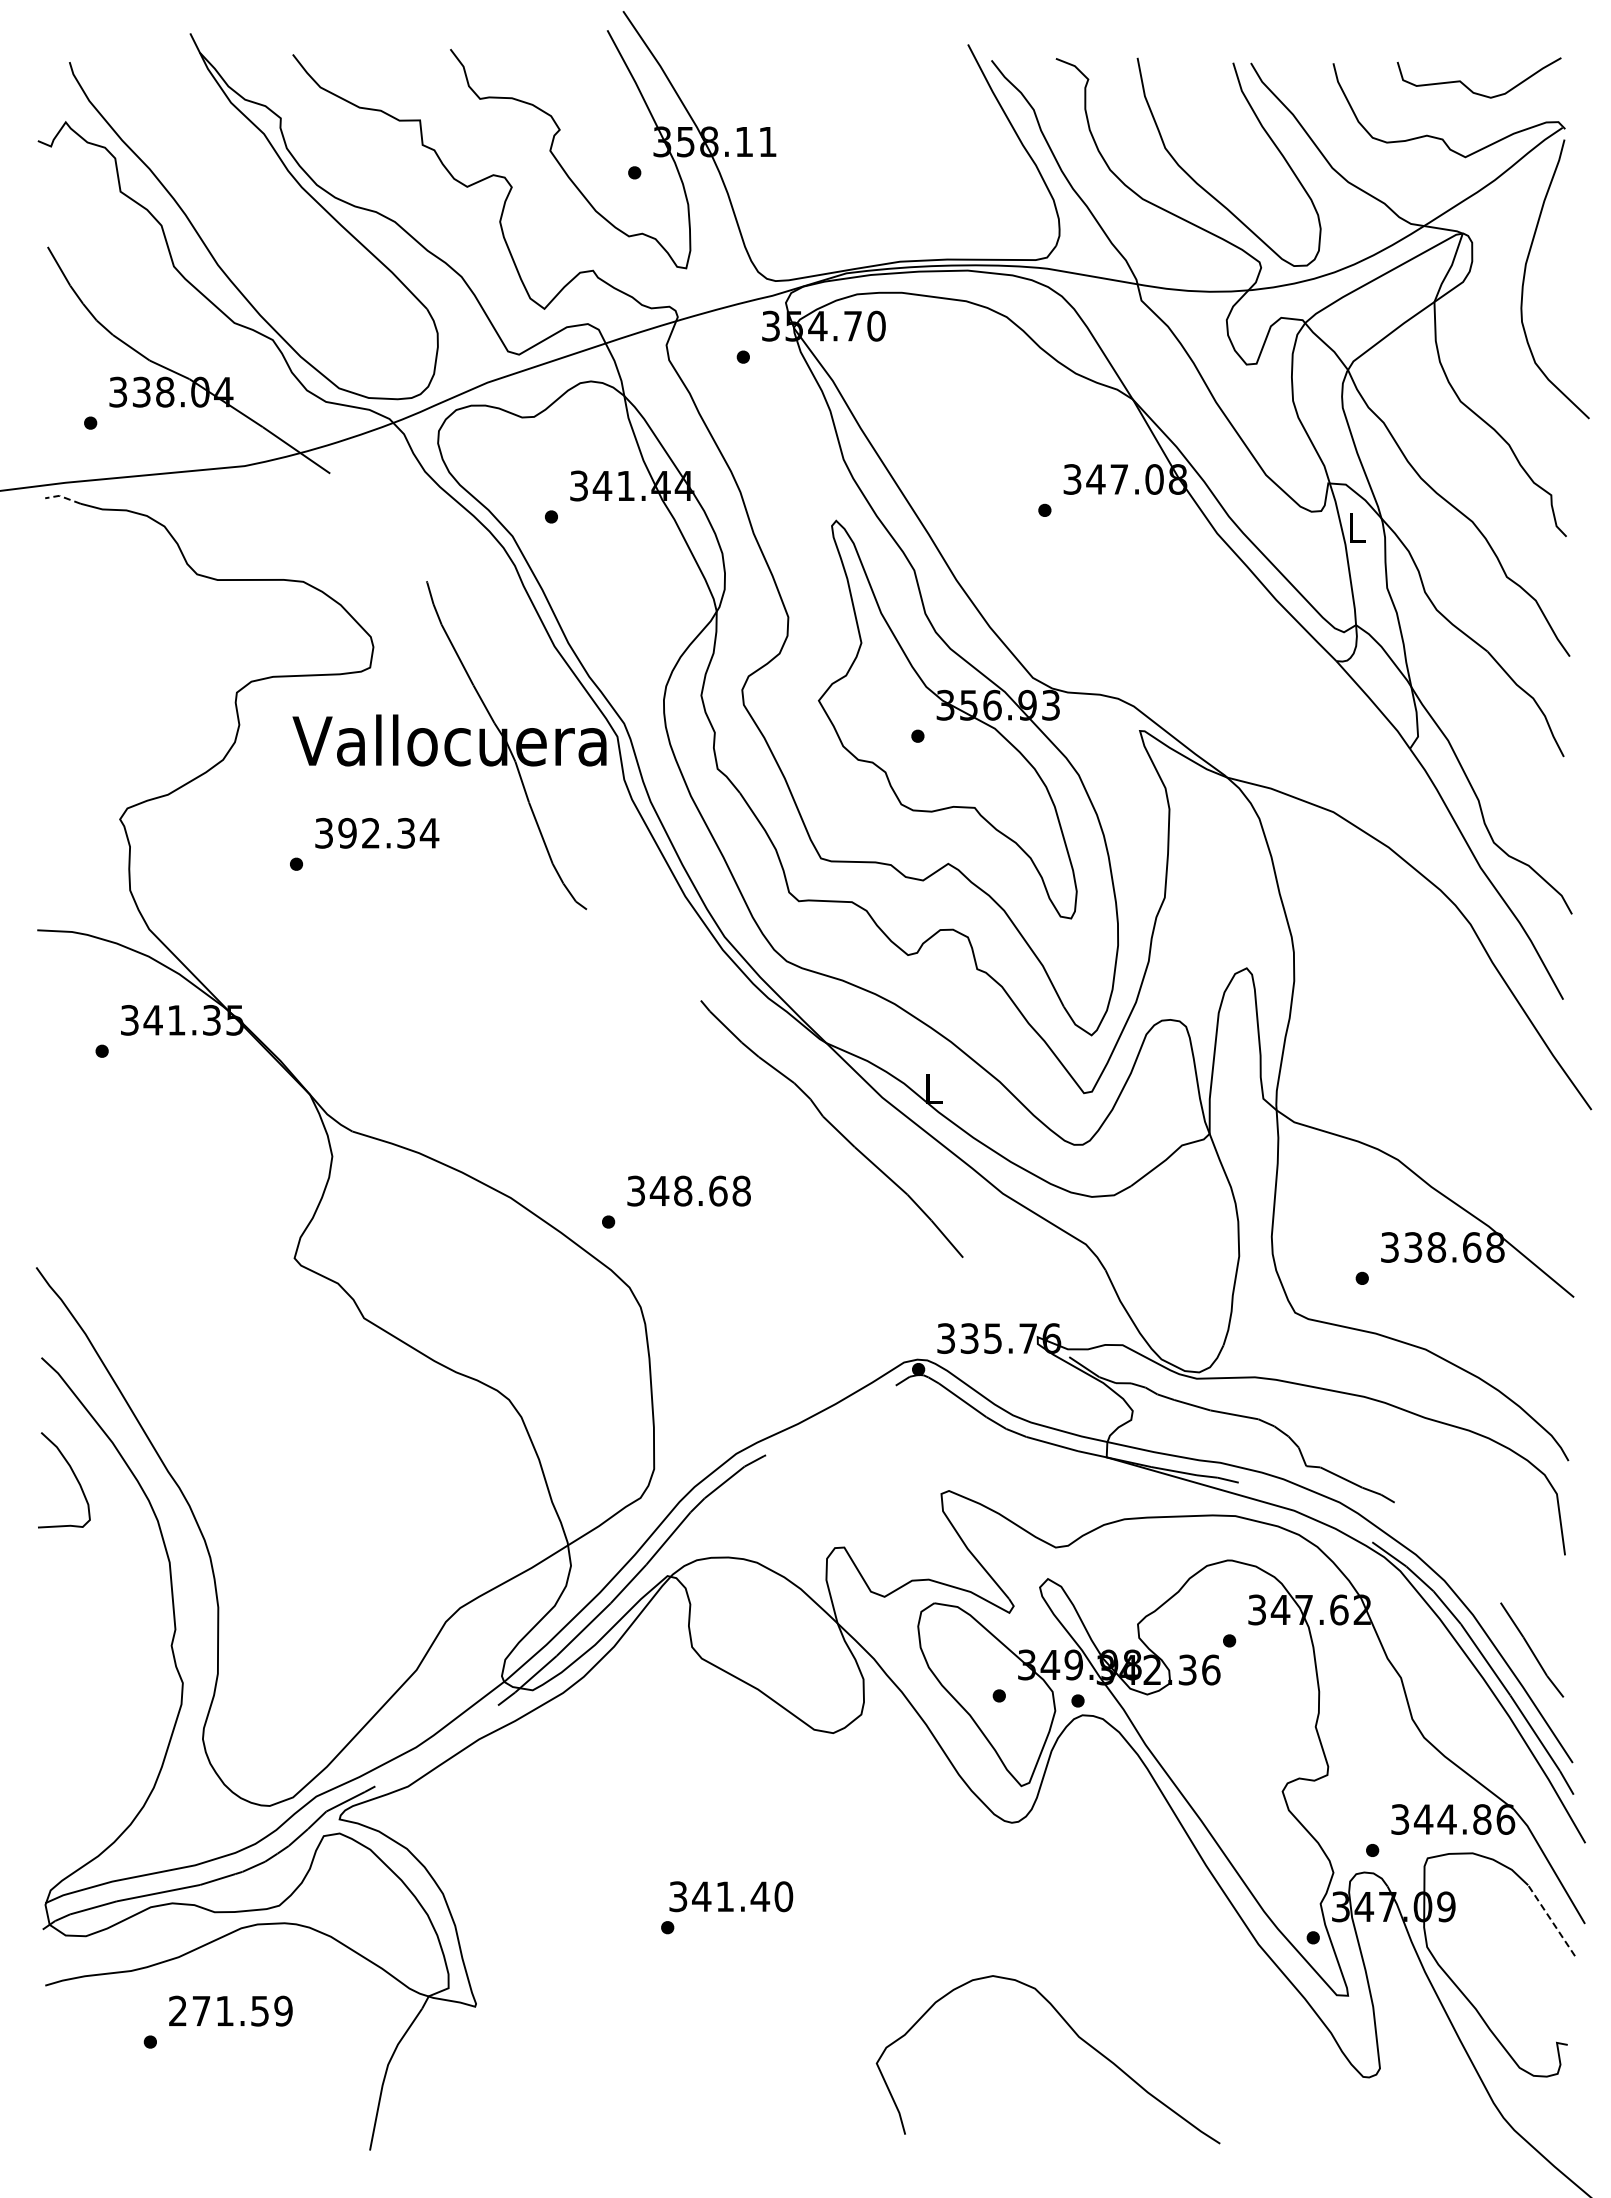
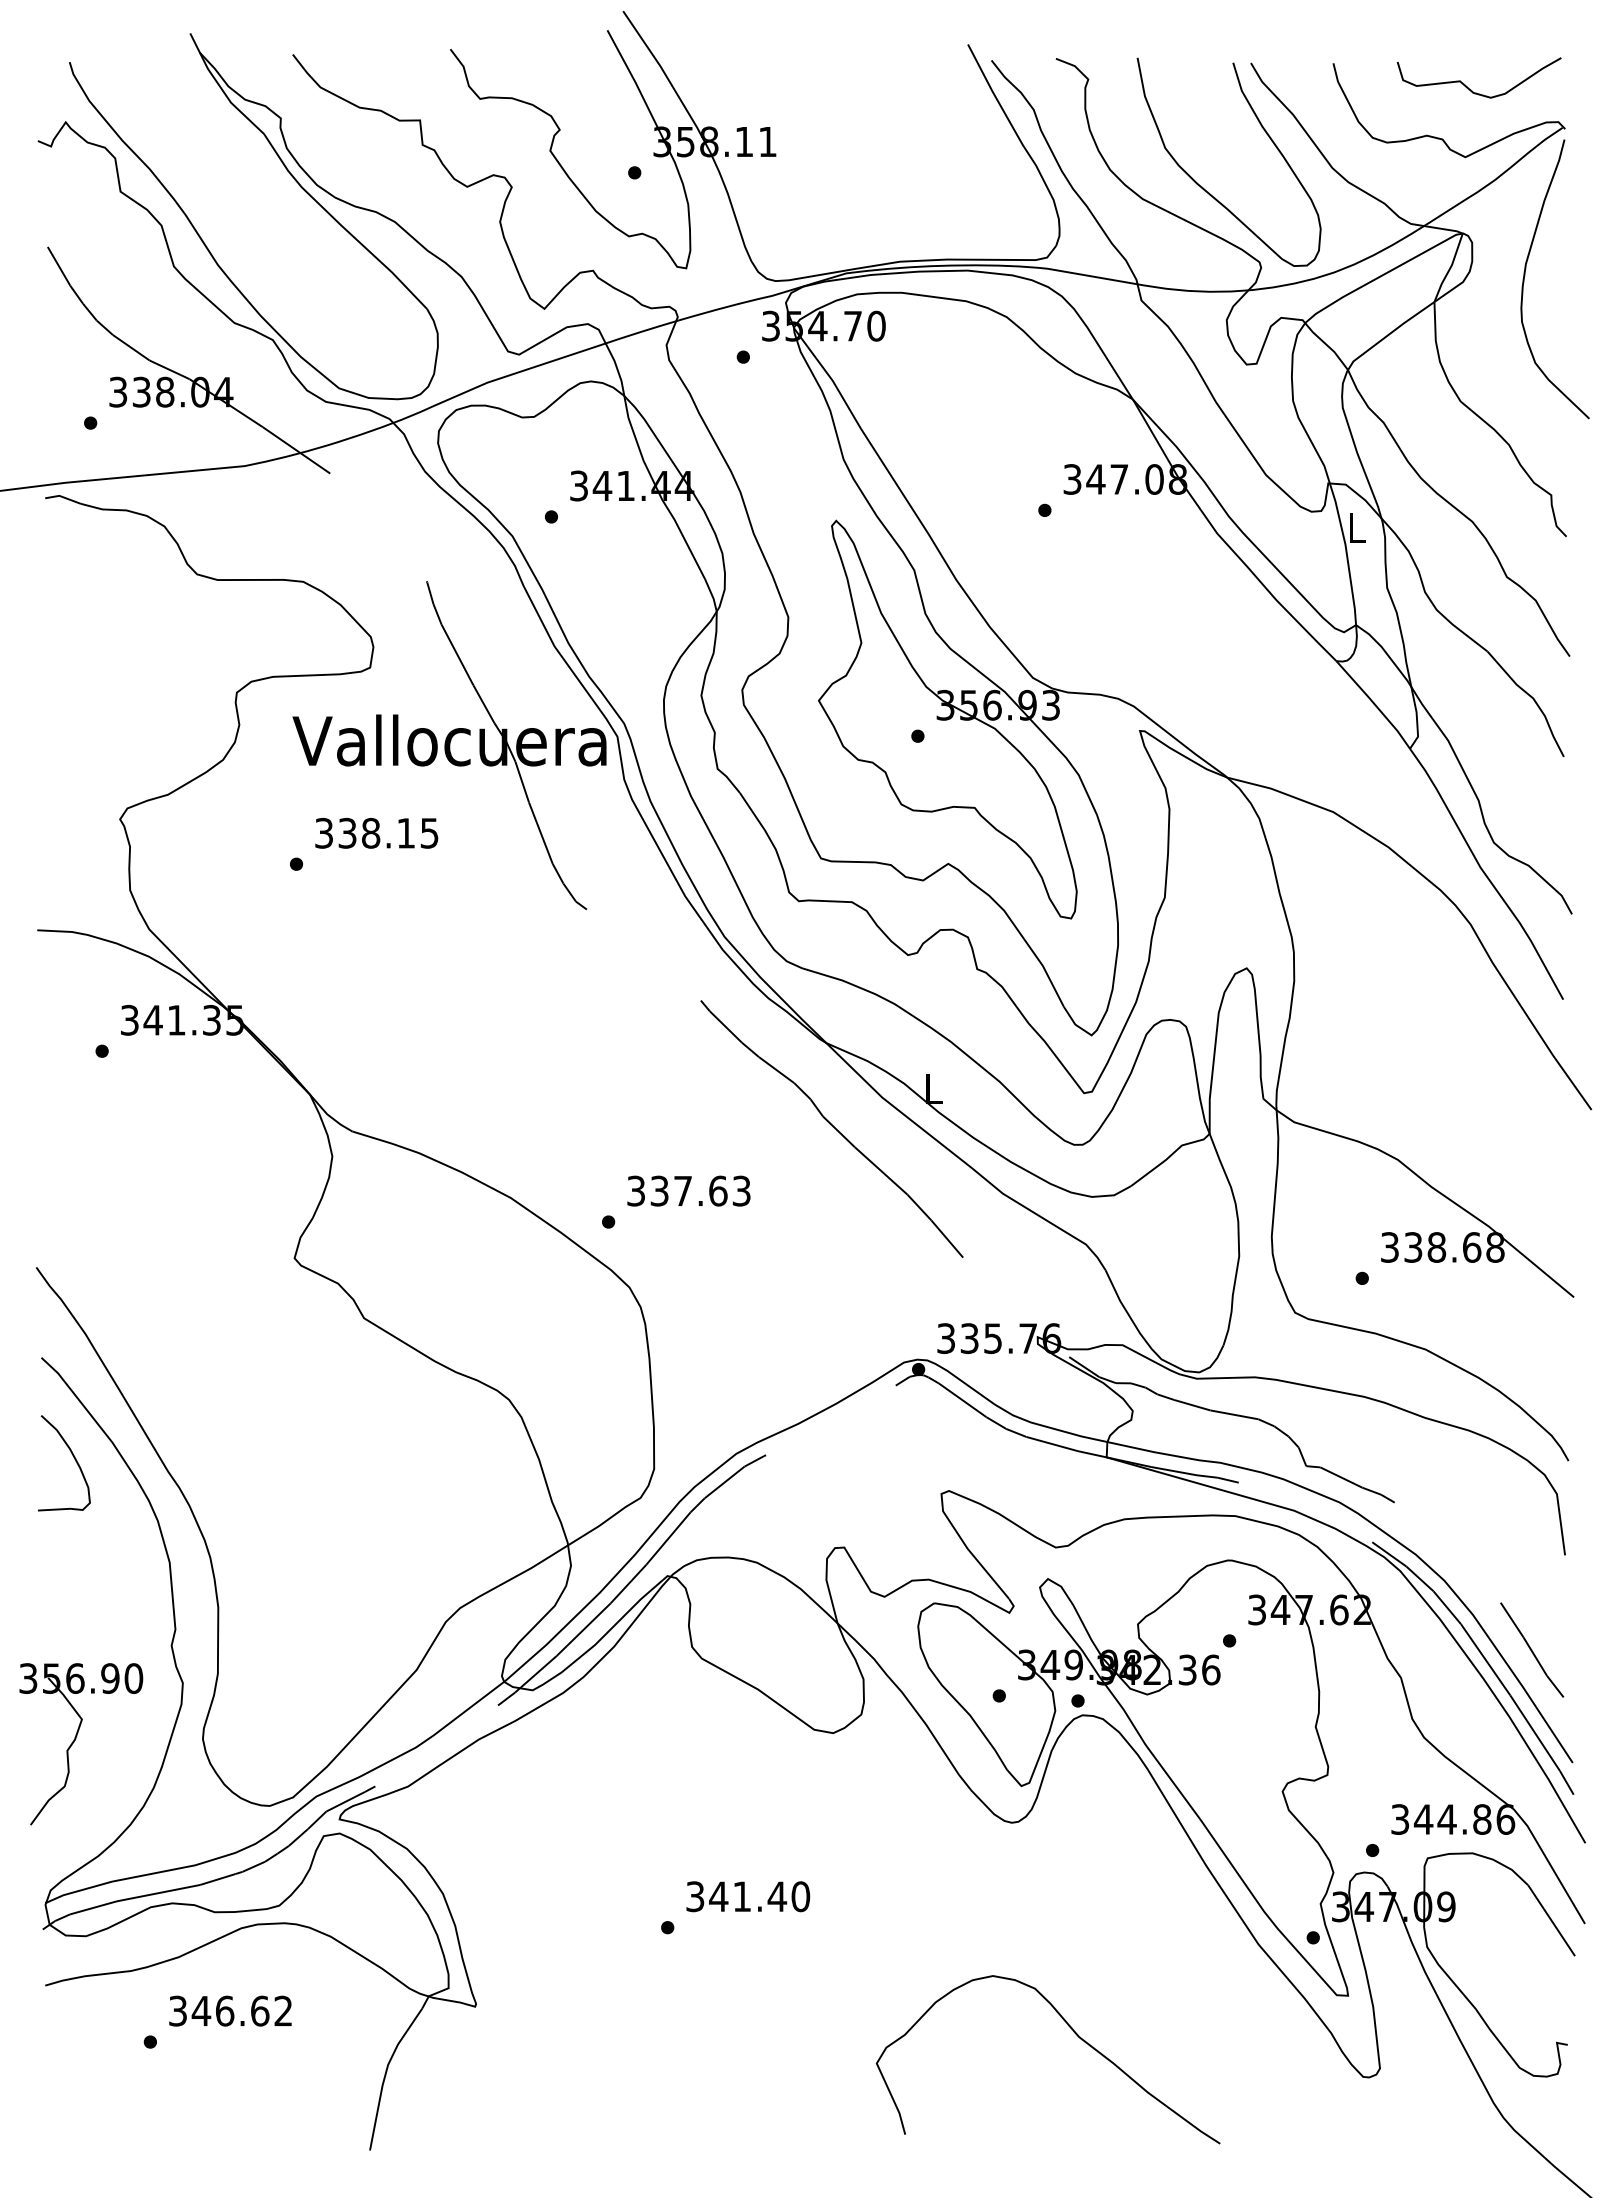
line: dashed -> solid (62, 496)
text: 392.34 -> 338.15 (388, 832)
text: 348.68 -> 337.63 (699, 1190)
curve position: (74, 1476) -> (74, 1459) (74, 1459)
part: none -> present (75, 1740)
text position: (731, 1896) -> (748, 1896) (748, 1896)
line: dashed -> solid (1551, 1920)
text: 271.59 -> 346.62 (230, 2010)
